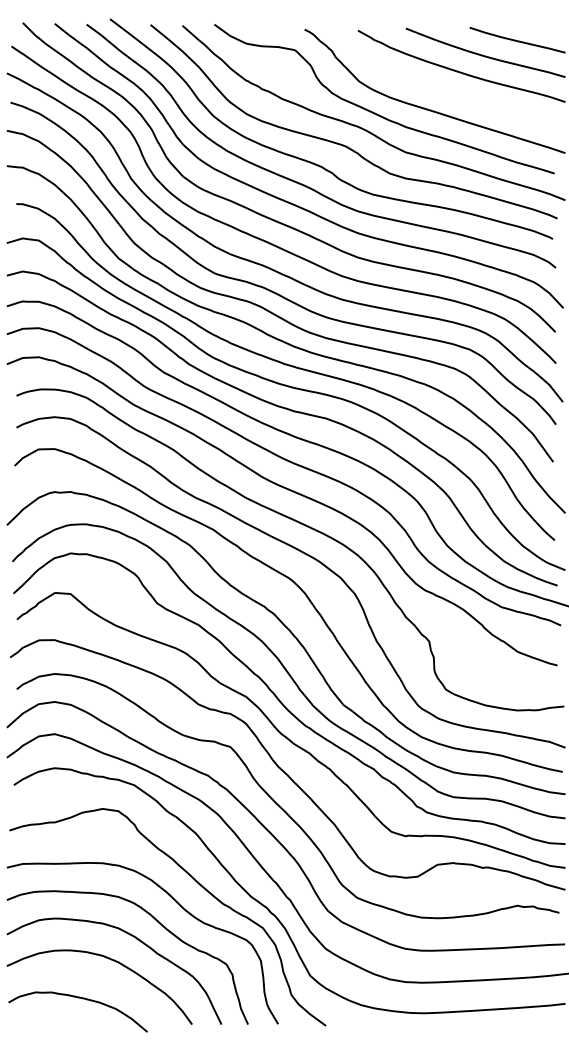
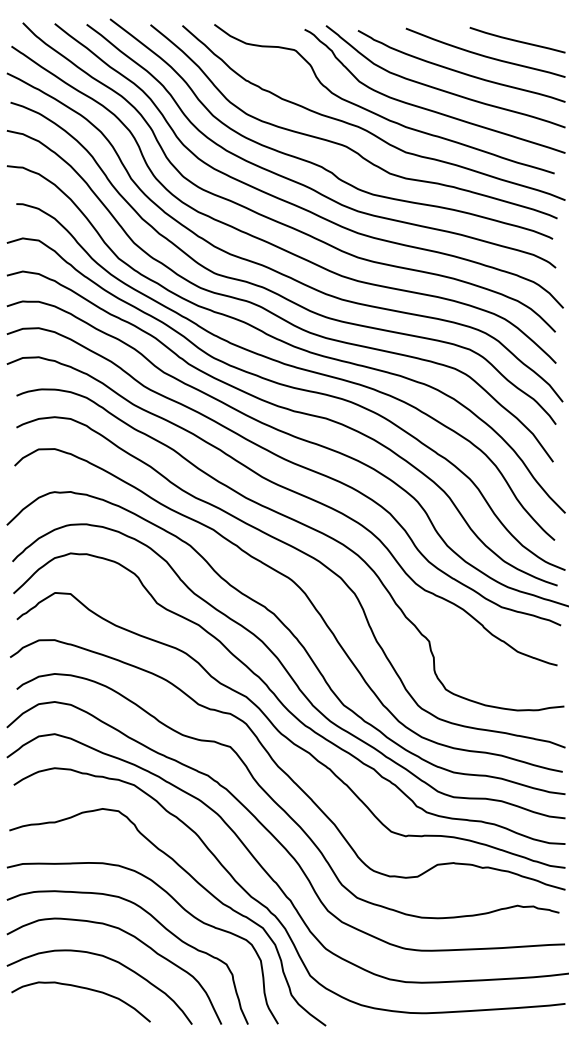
curve: none -> present (443, 89)
curve position: (77, 998) -> (80, 988) (80, 988)
